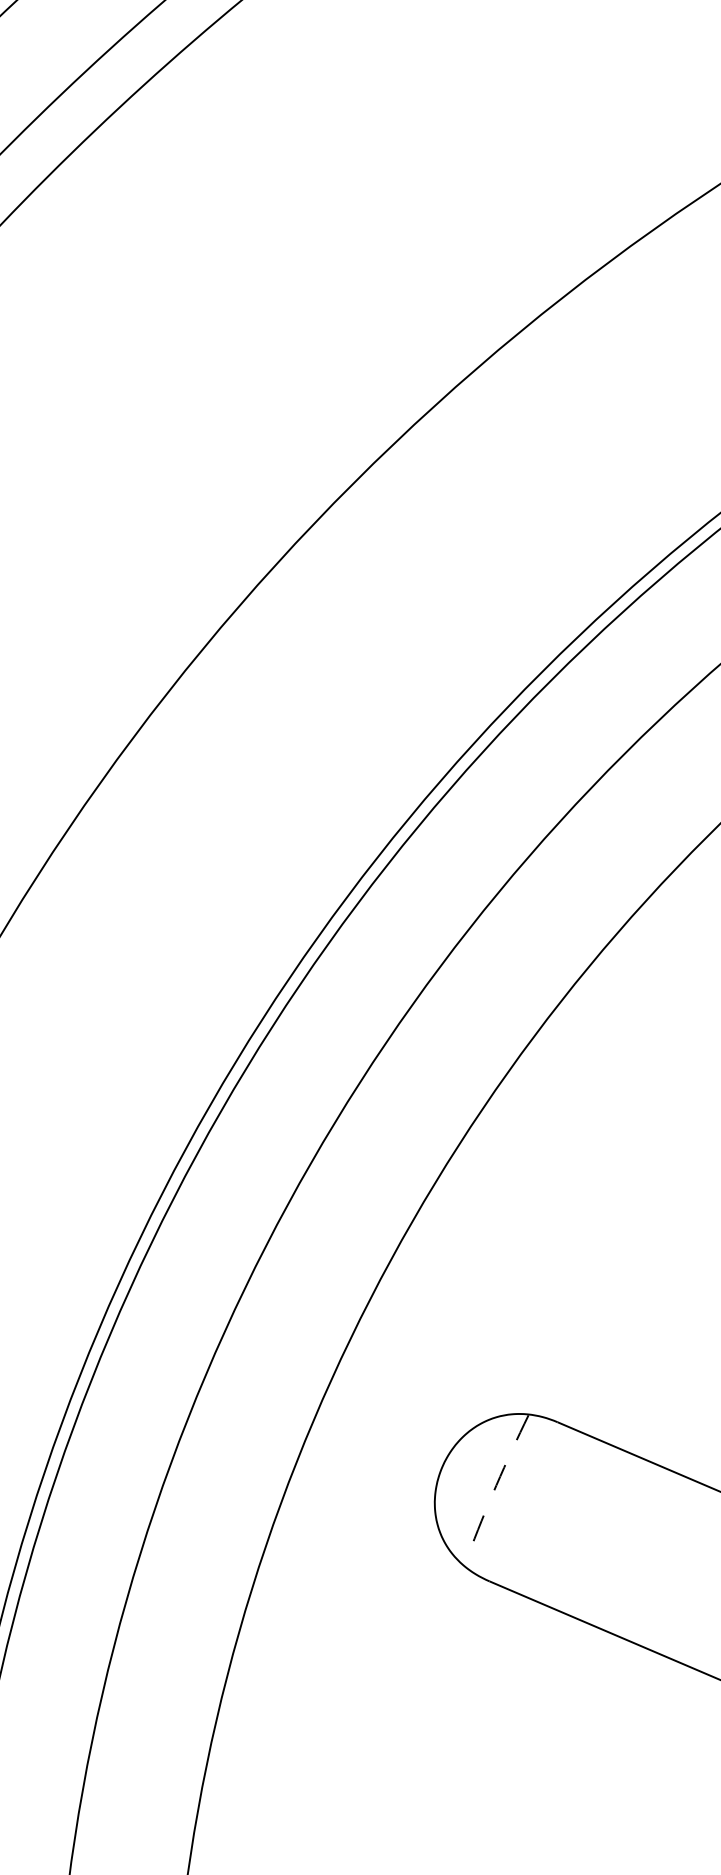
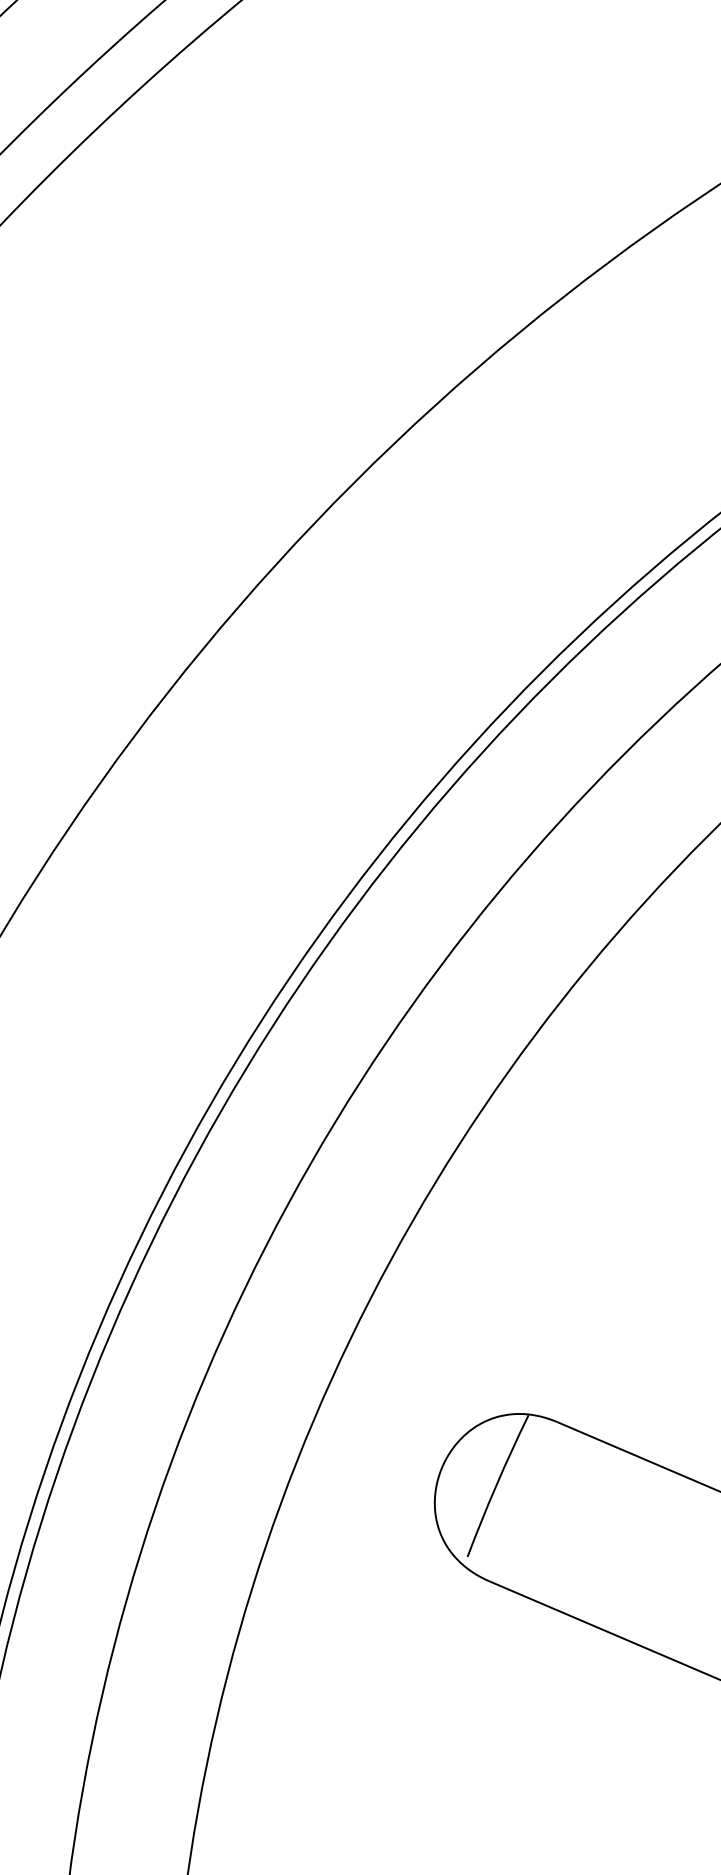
arc: dashed -> solid (496, 1485)
